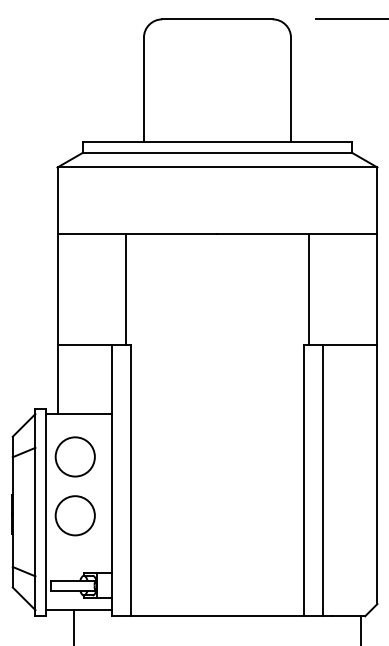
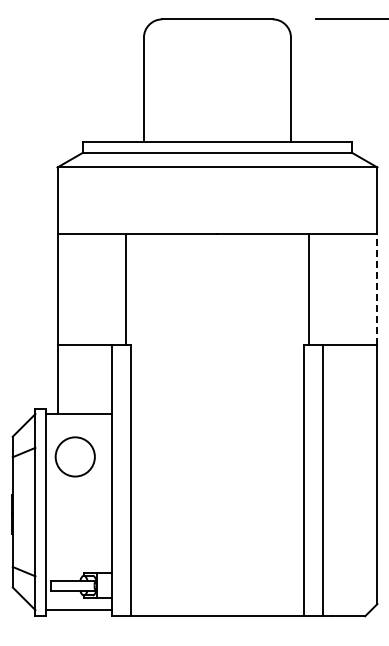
line: solid -> dashed (377, 289)
circle: present -> none (74, 515)
line: present -> none (74, 626)
line: present -> none (360, 629)
